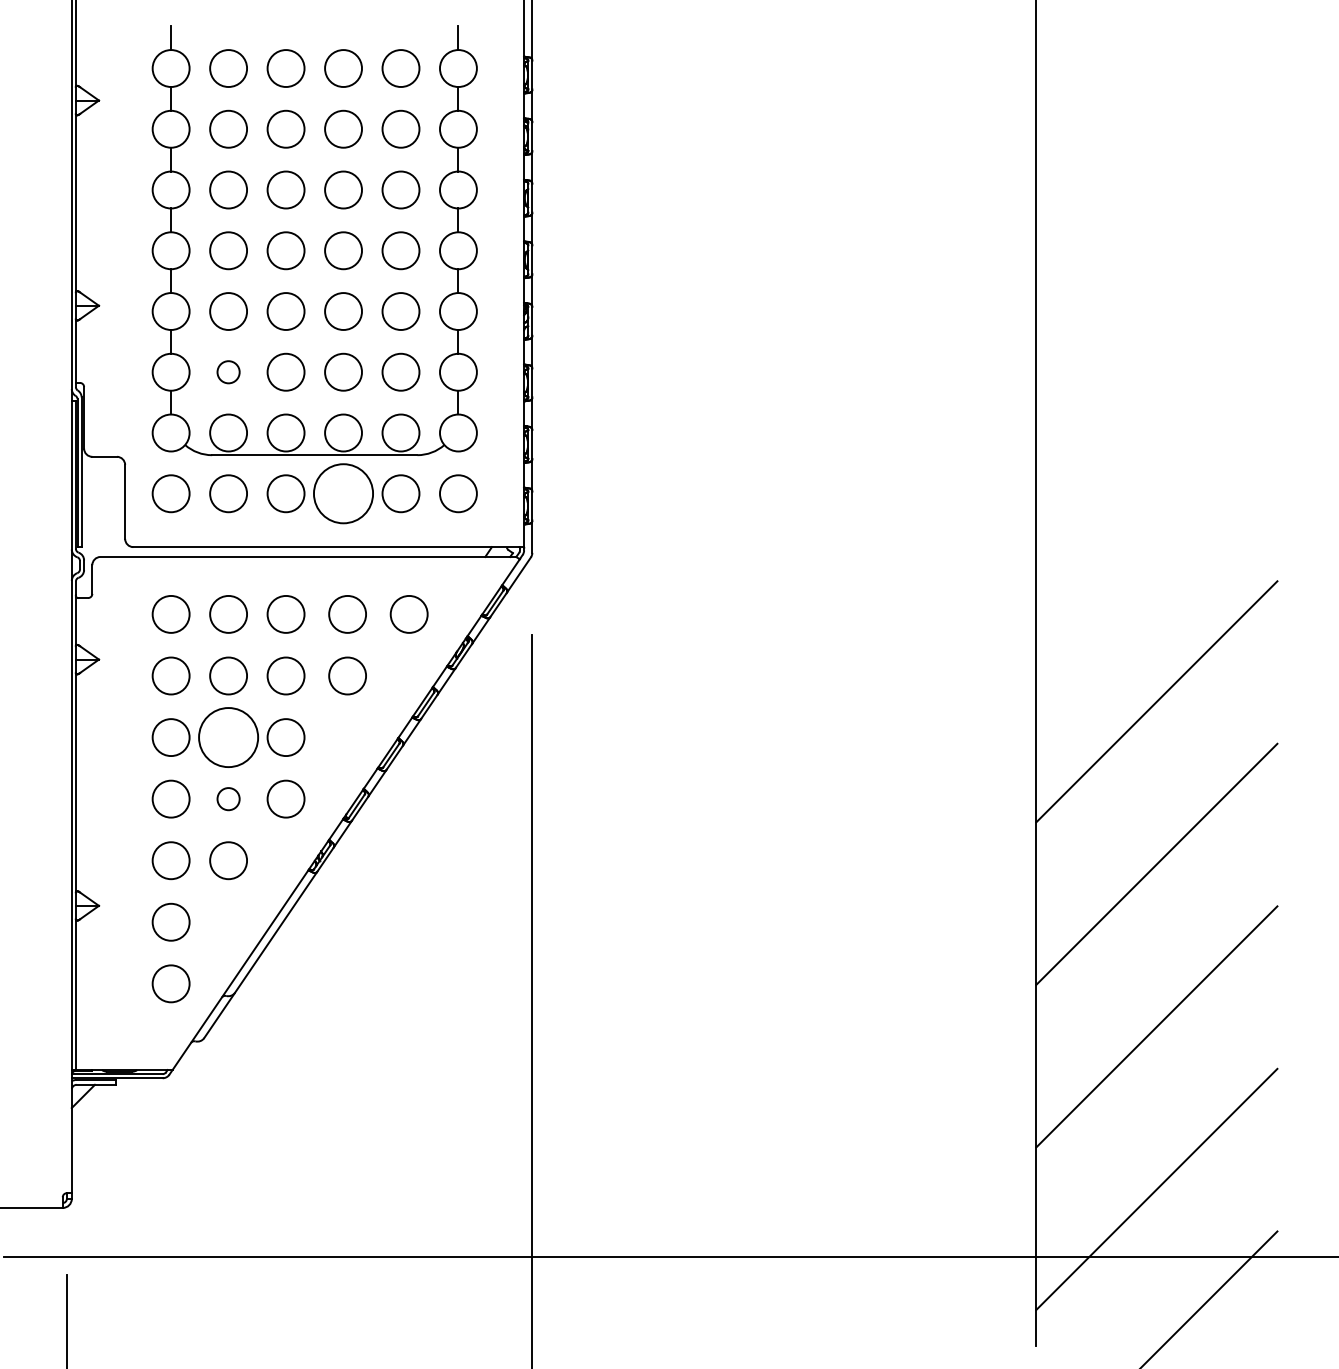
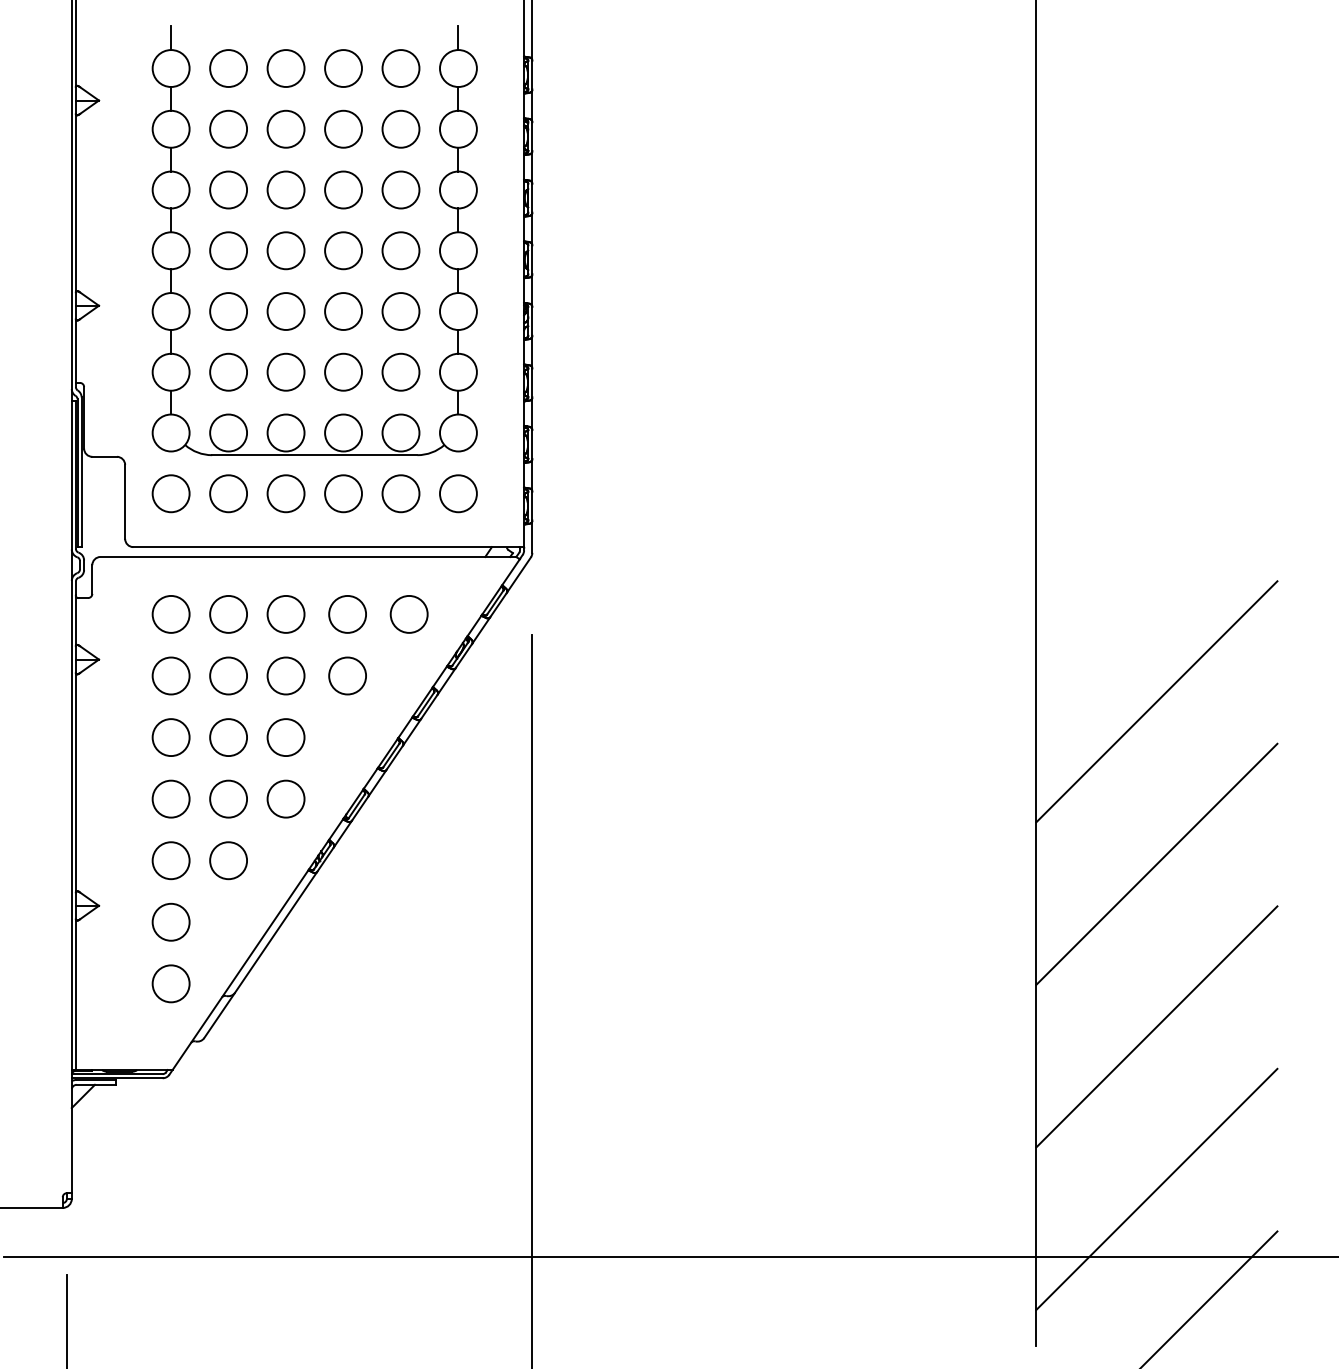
circle diameter: 22 px -> 37 px (228, 371)
circle diameter: 59 px -> 37 px (343, 493)
circle diameter: 59 px -> 37 px (228, 737)
circle diameter: 22 px -> 37 px (228, 798)
